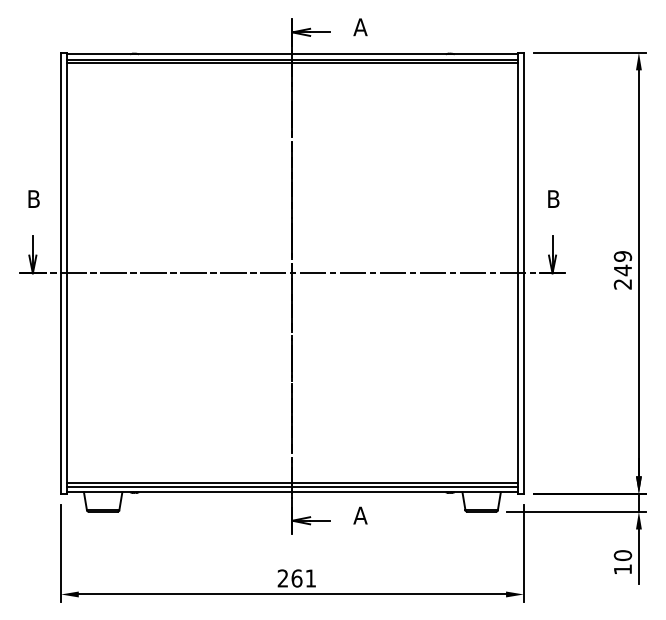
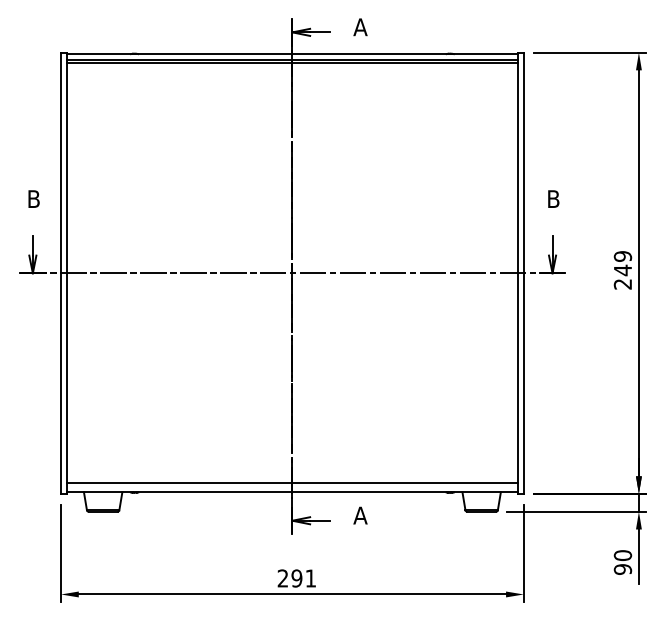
line: present -> none (292, 486)
text: 10 -> 90 (622, 569)
text: 261 -> 291 (296, 578)
